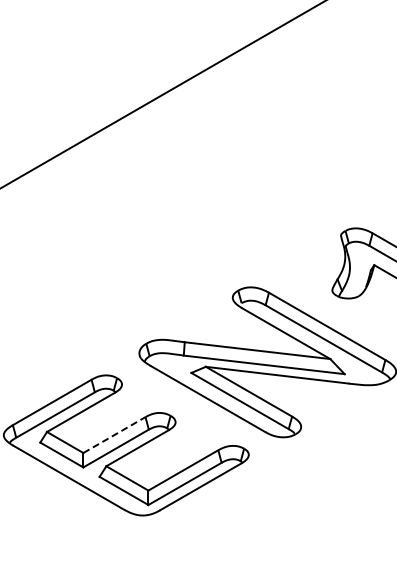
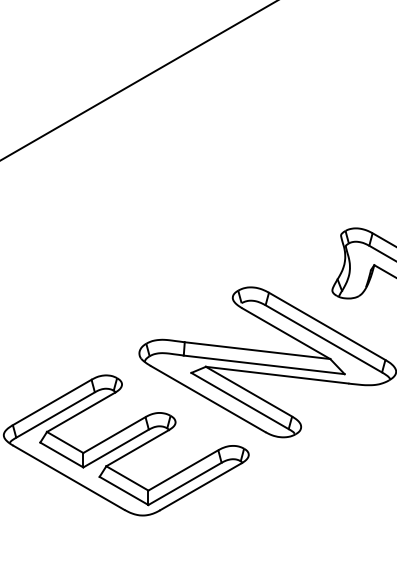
line position: (162, 94) -> (138, 80) (138, 80)
line: dashed -> solid (114, 435)
